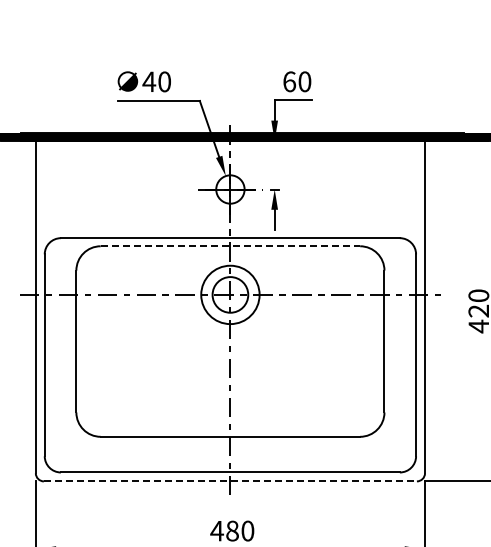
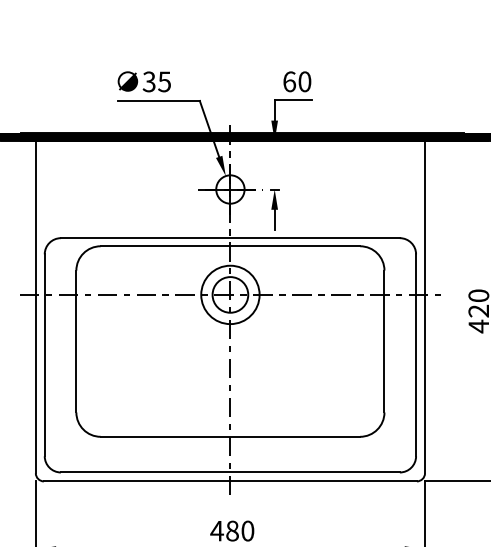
text: 40 -> 35 (156, 81)
line: dashed -> solid (230, 246)
line: dashed -> solid (230, 481)
